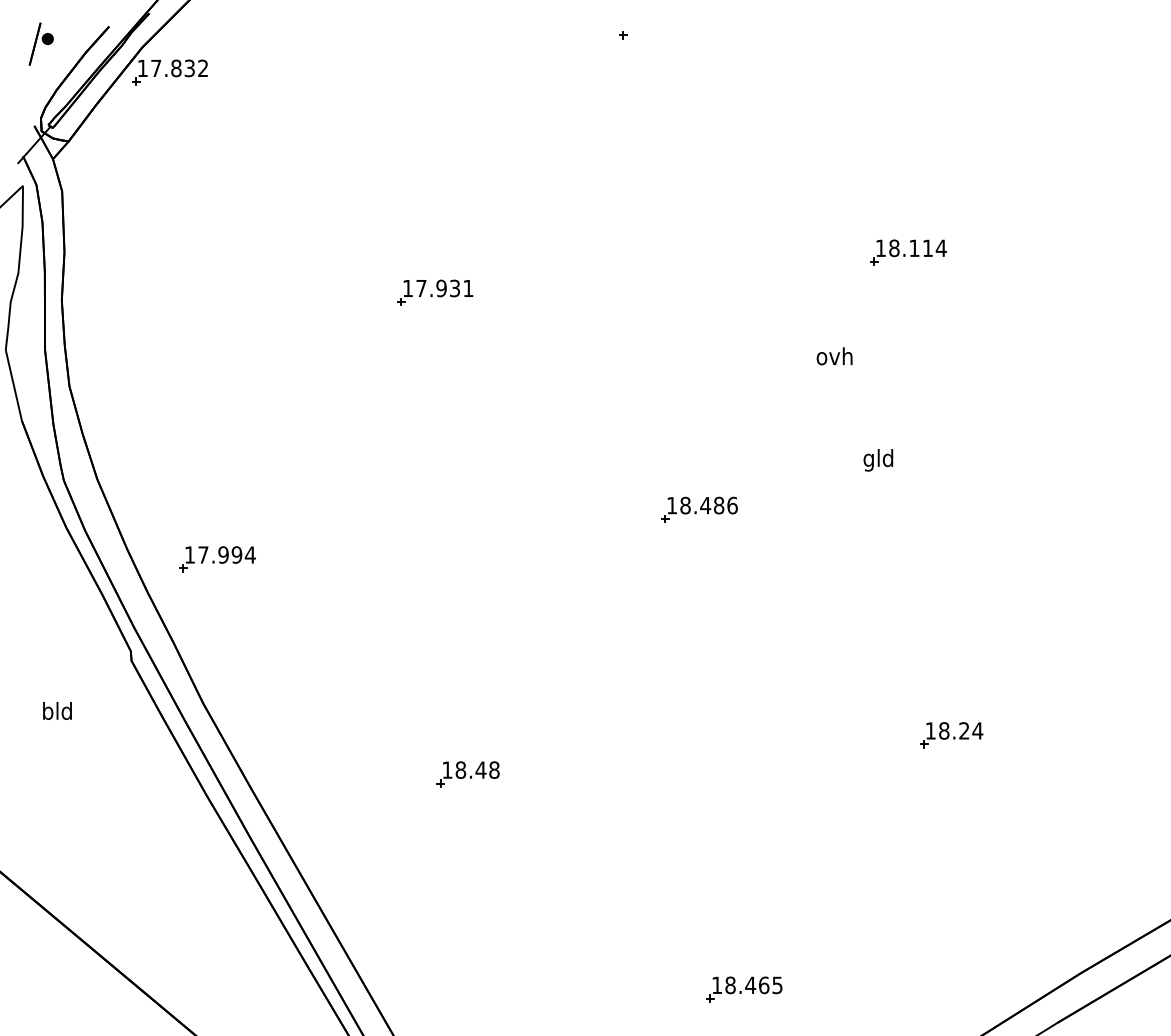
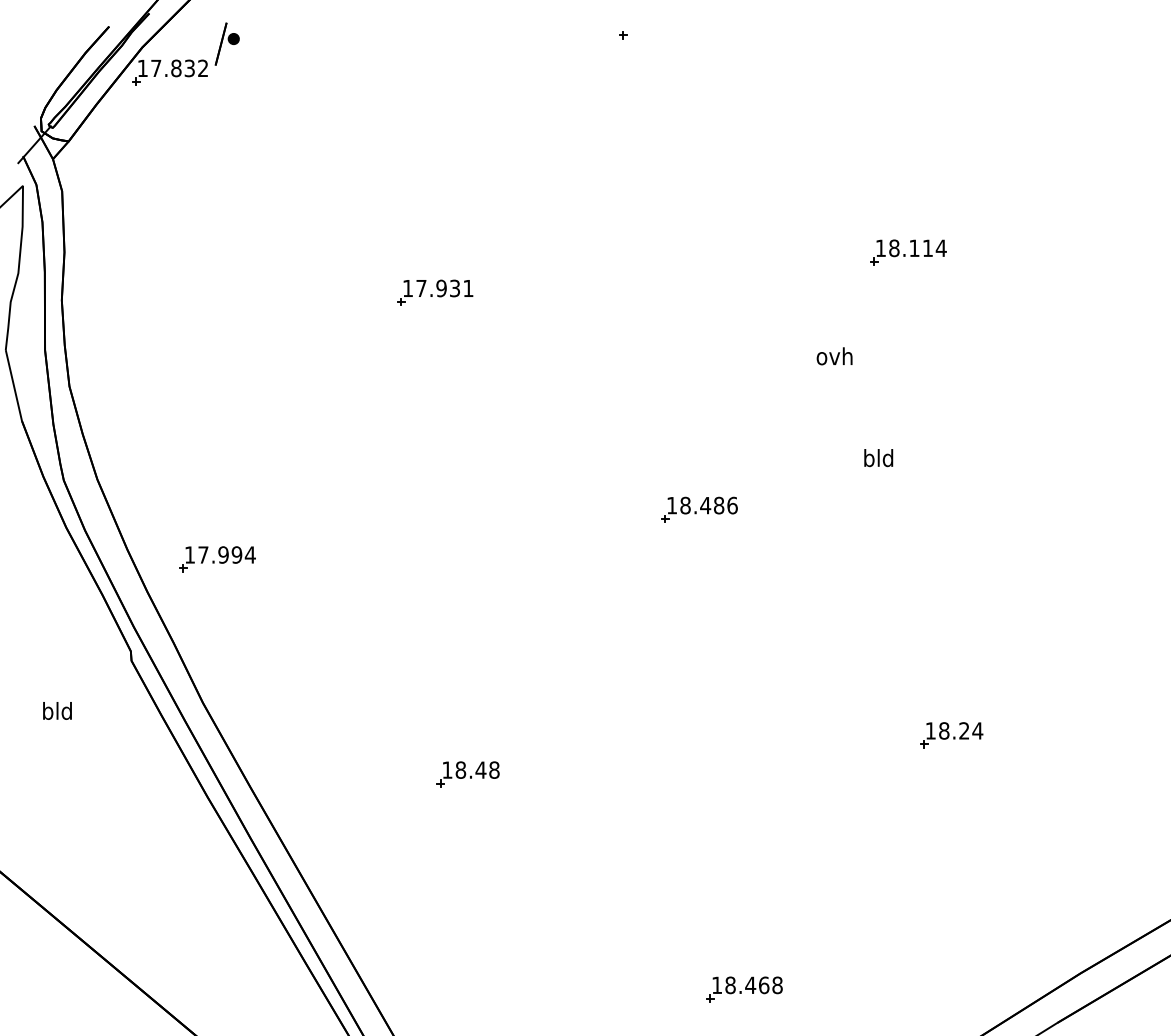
part position: (40, 43) -> (226, 43) (226, 43)
text: gld -> bld (868, 460)
text: 18.465 -> 18.468 (777, 985)
